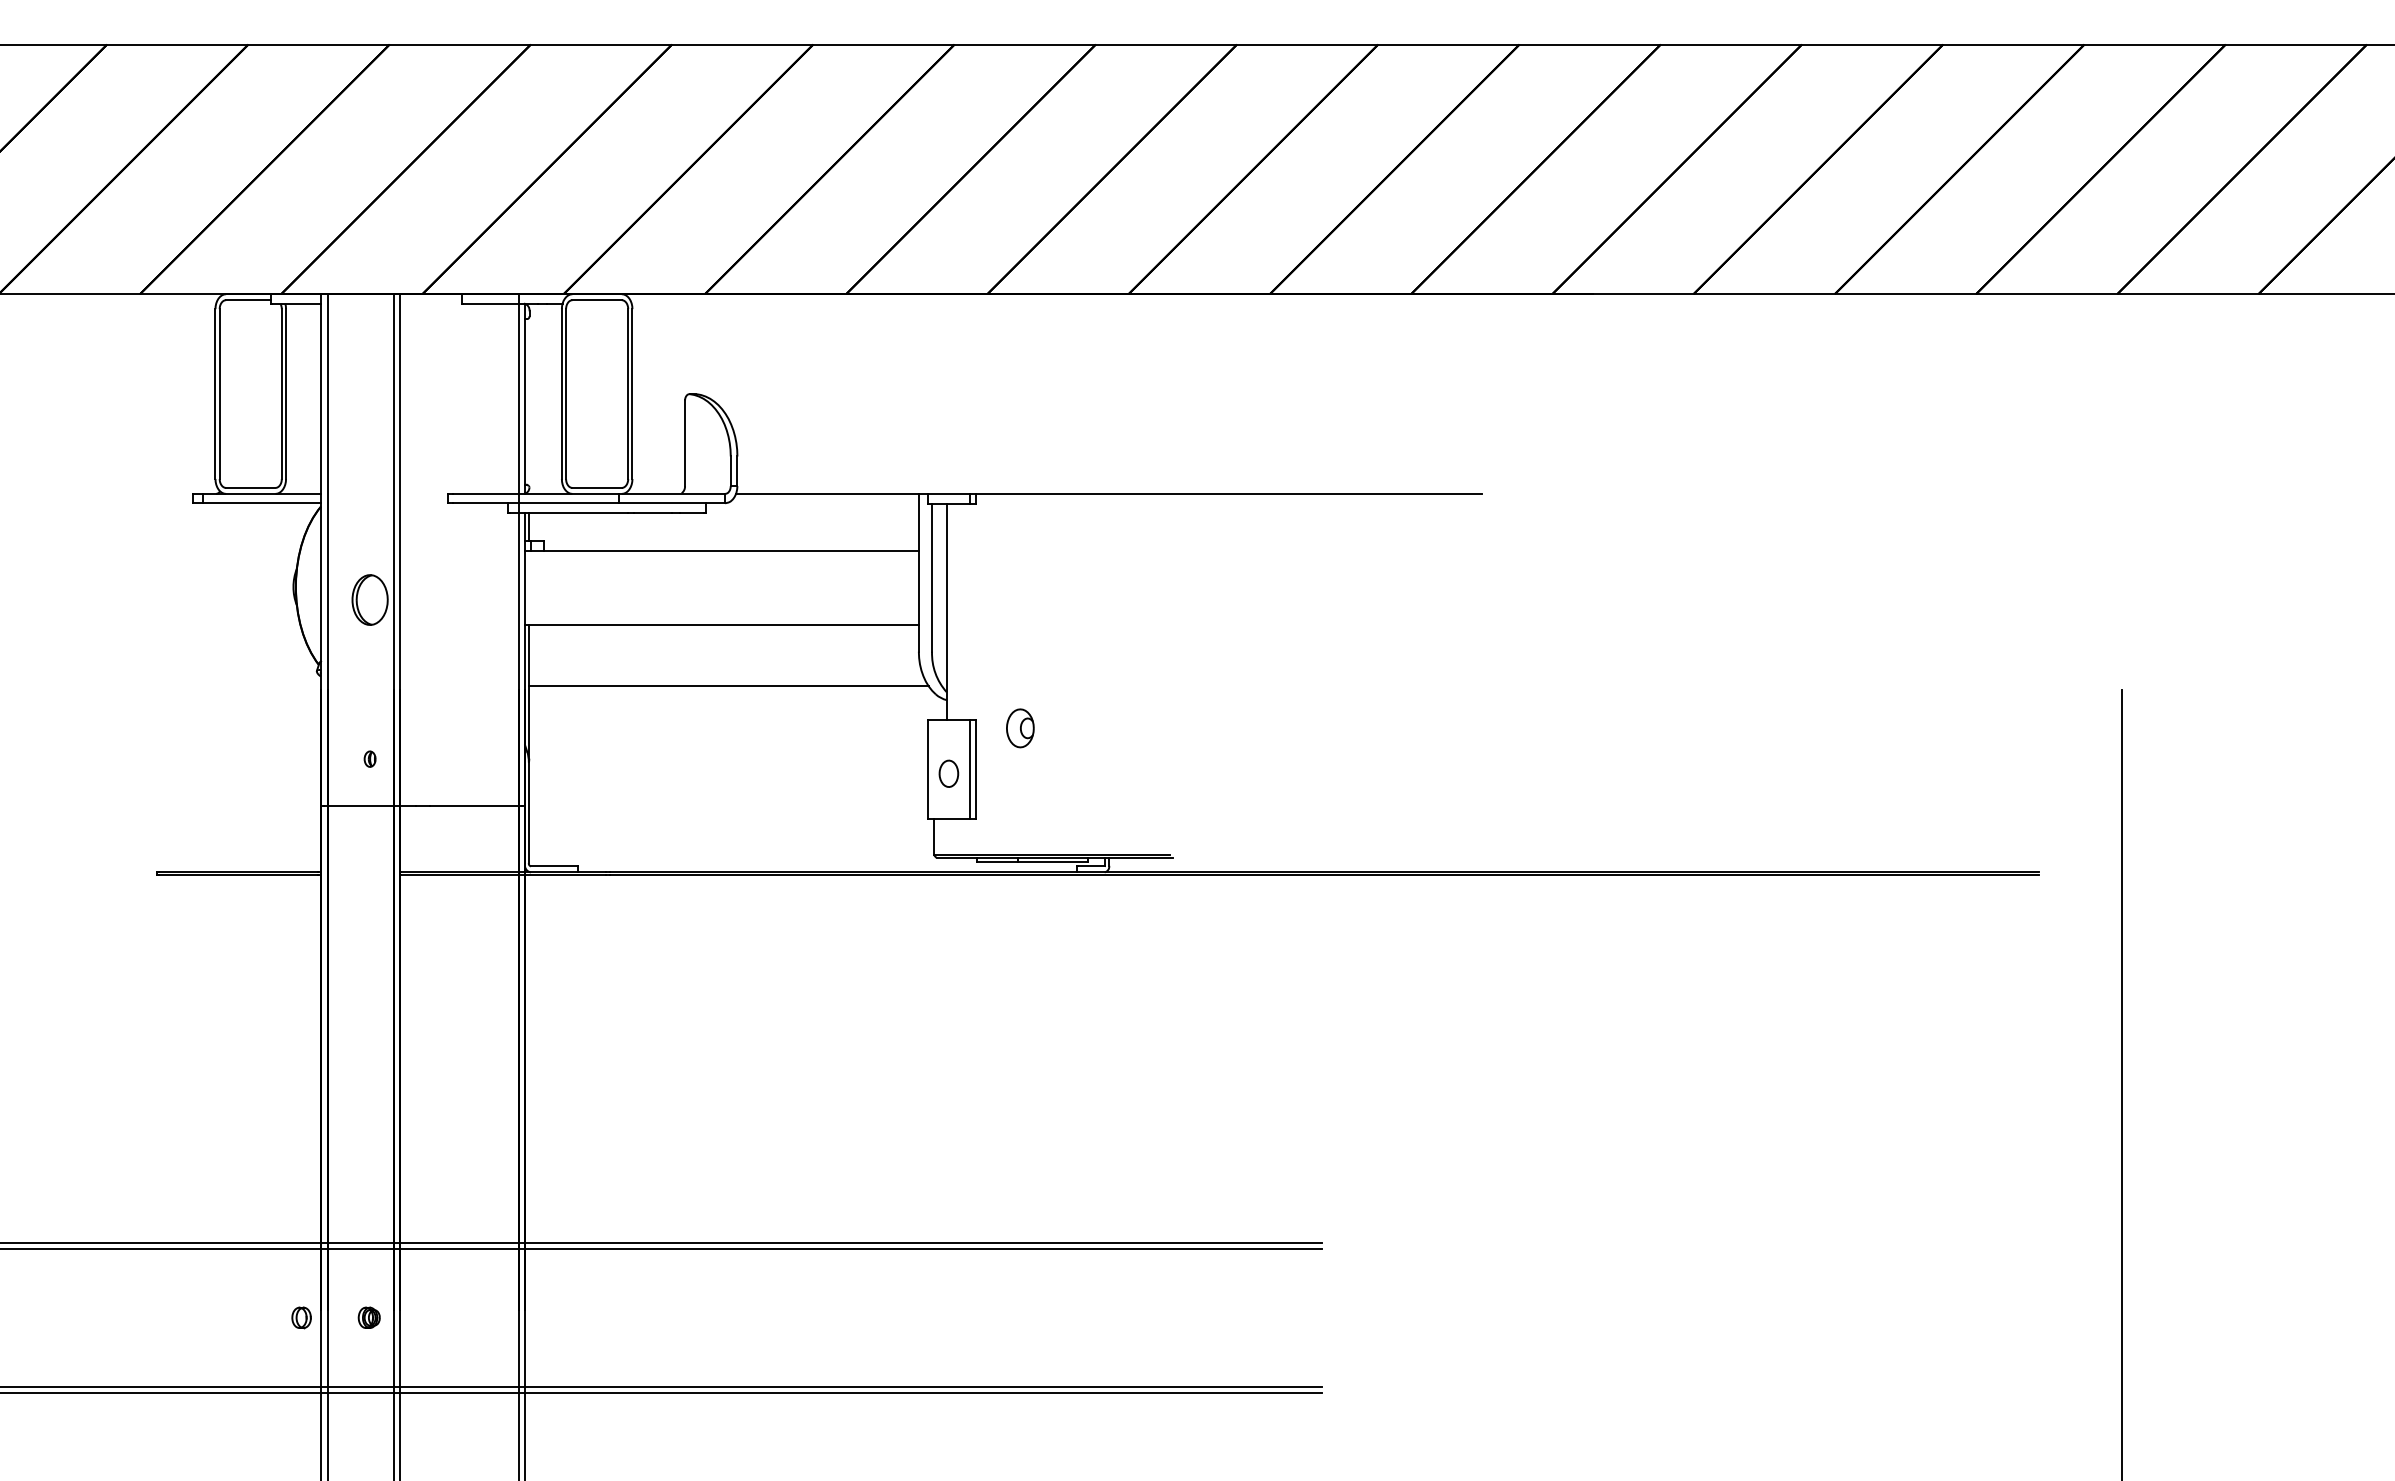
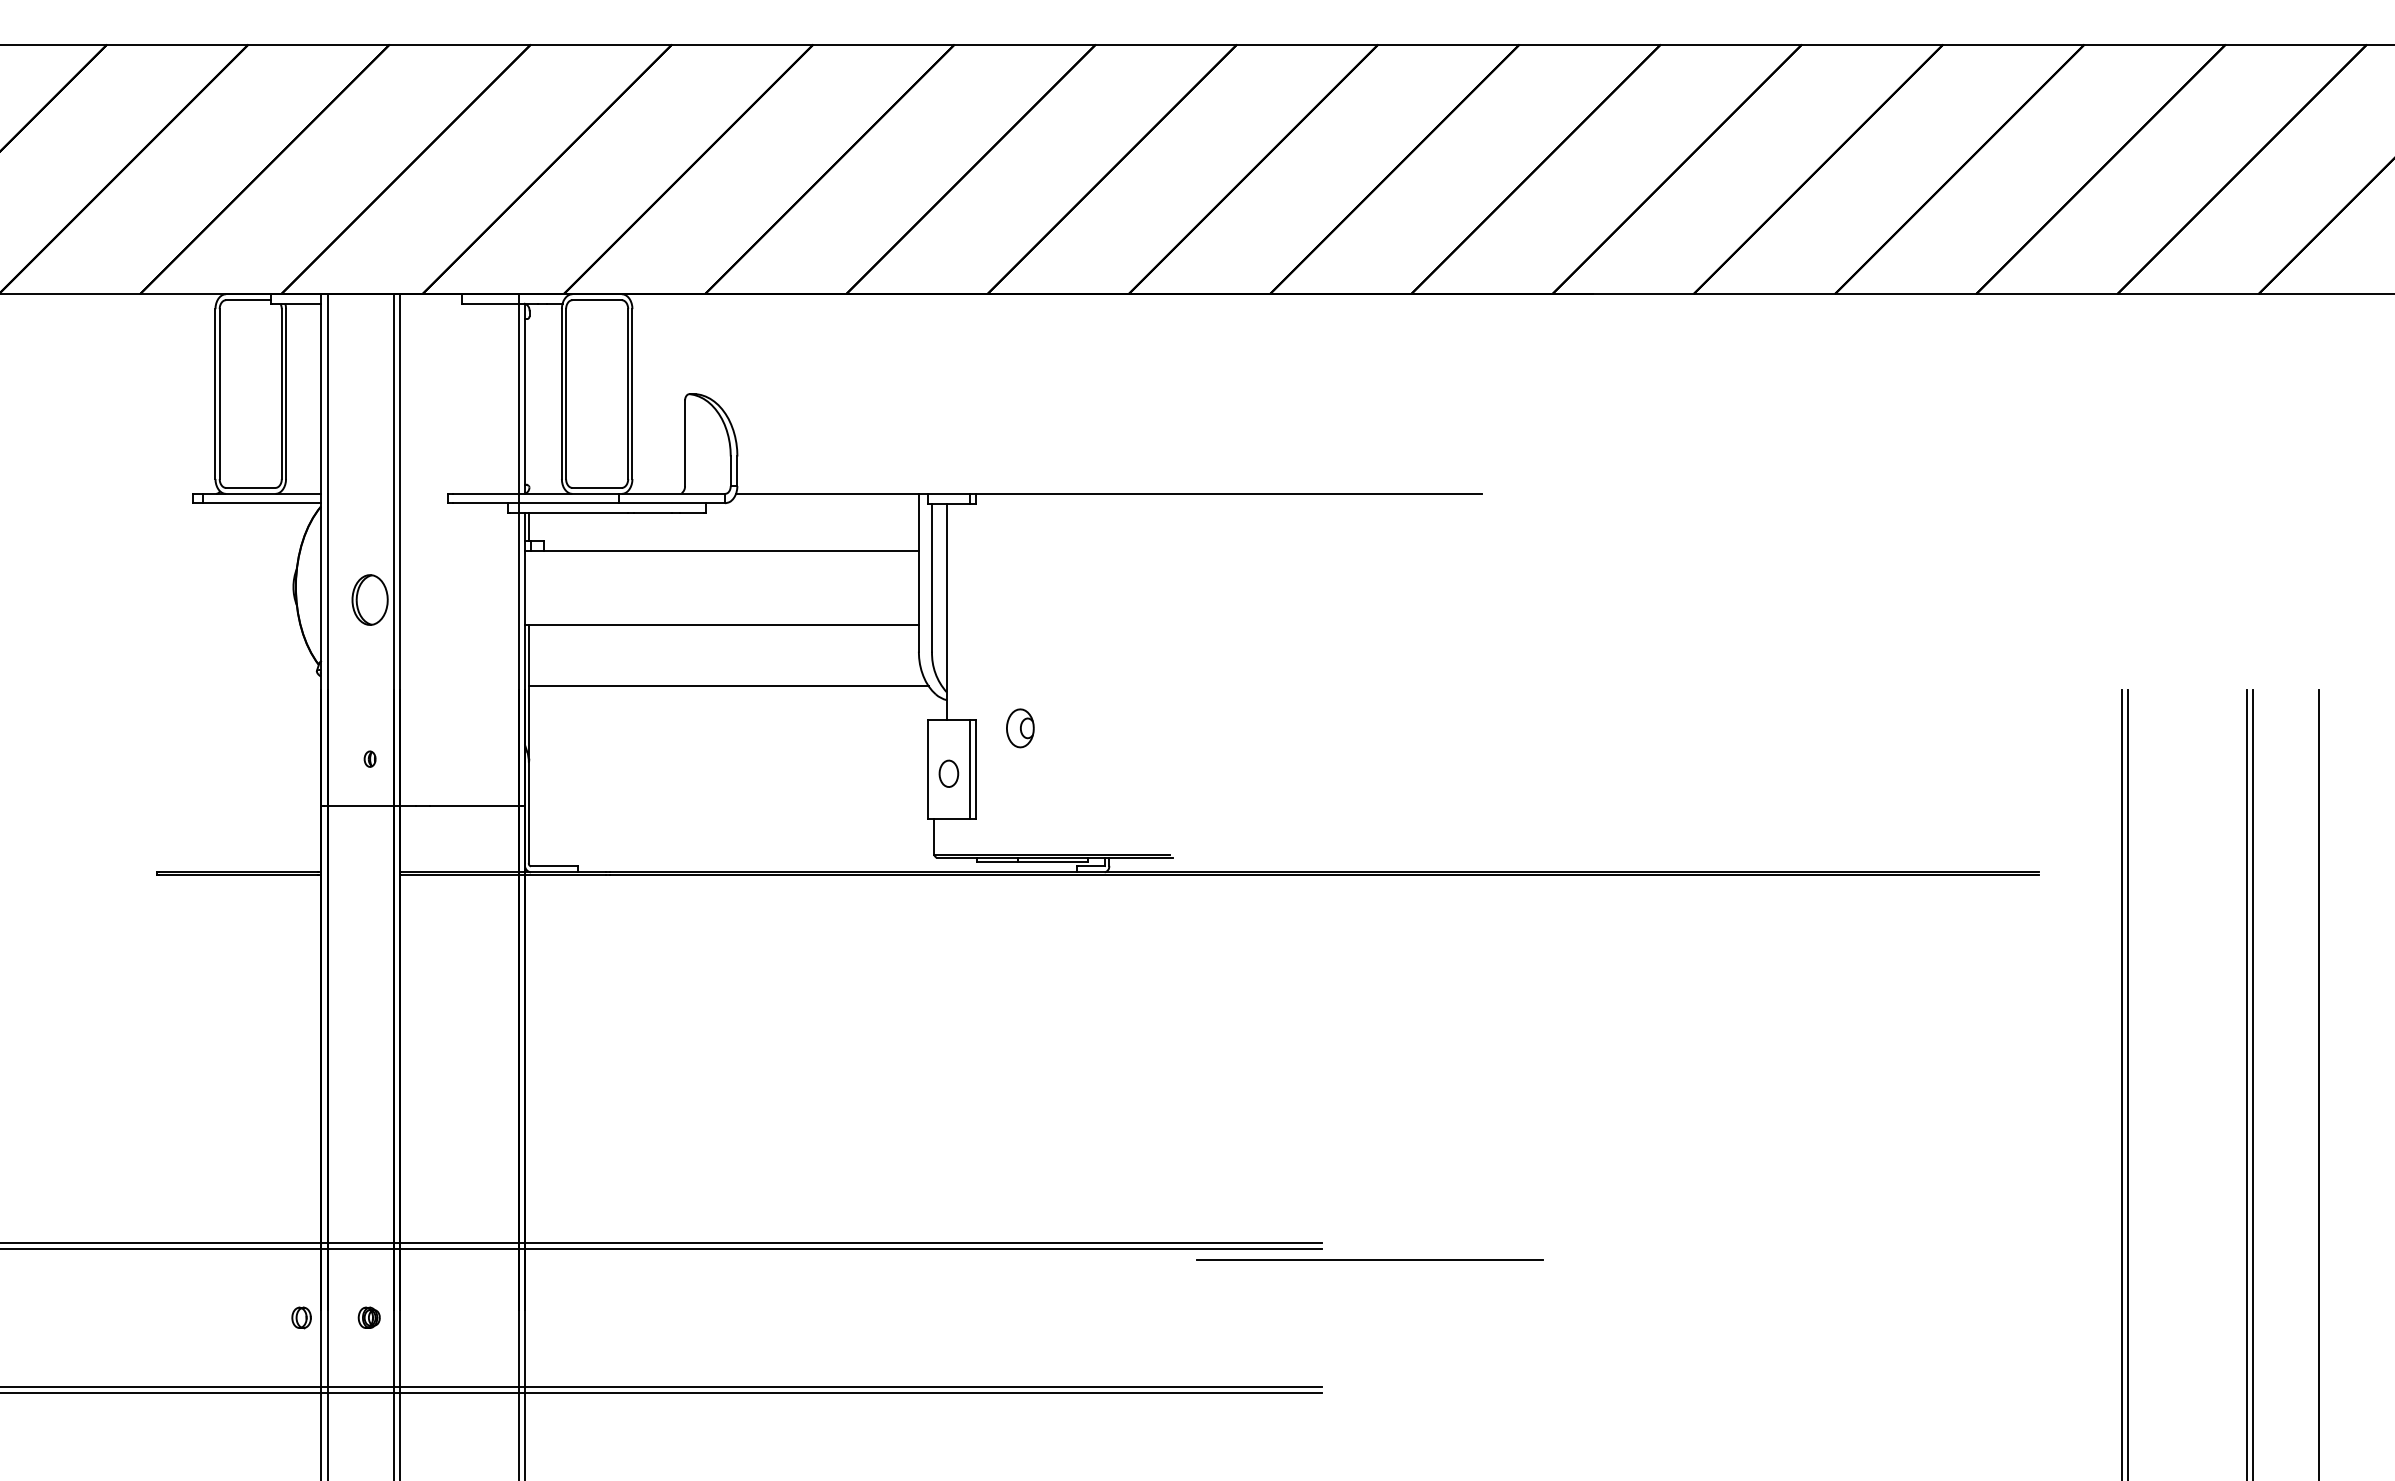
line: none -> present (2128, 1083)
line: none -> present (2247, 1083)
line: none -> present (2252, 1083)
line: none -> present (2319, 1083)
line: none -> present (1369, 1259)
